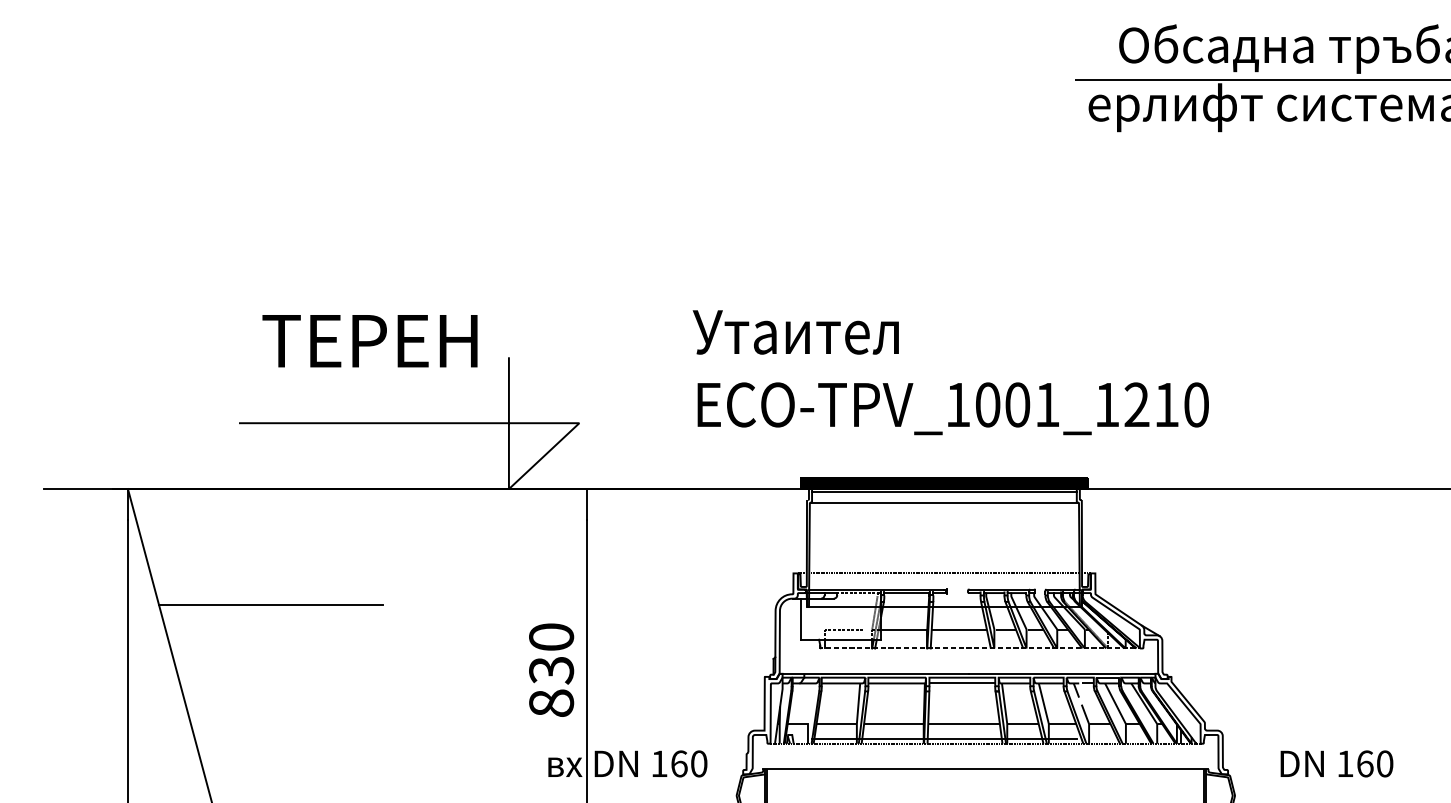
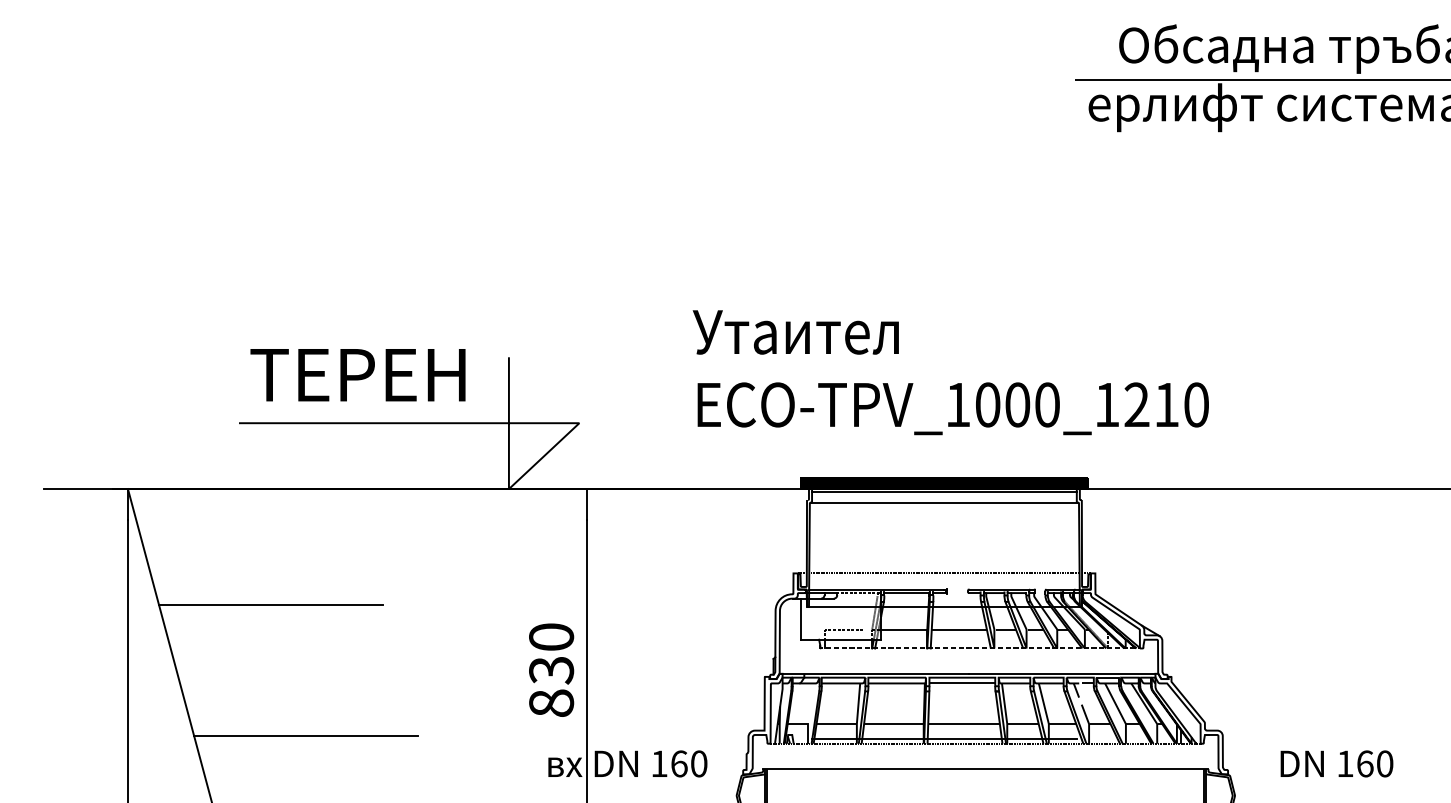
text position: (369, 341) -> (357, 375) (357, 375)
text: ECO-TPV_1001_1210 -> ECO-TPV_1000_1210 (1047, 404)
line: none -> present (306, 736)
